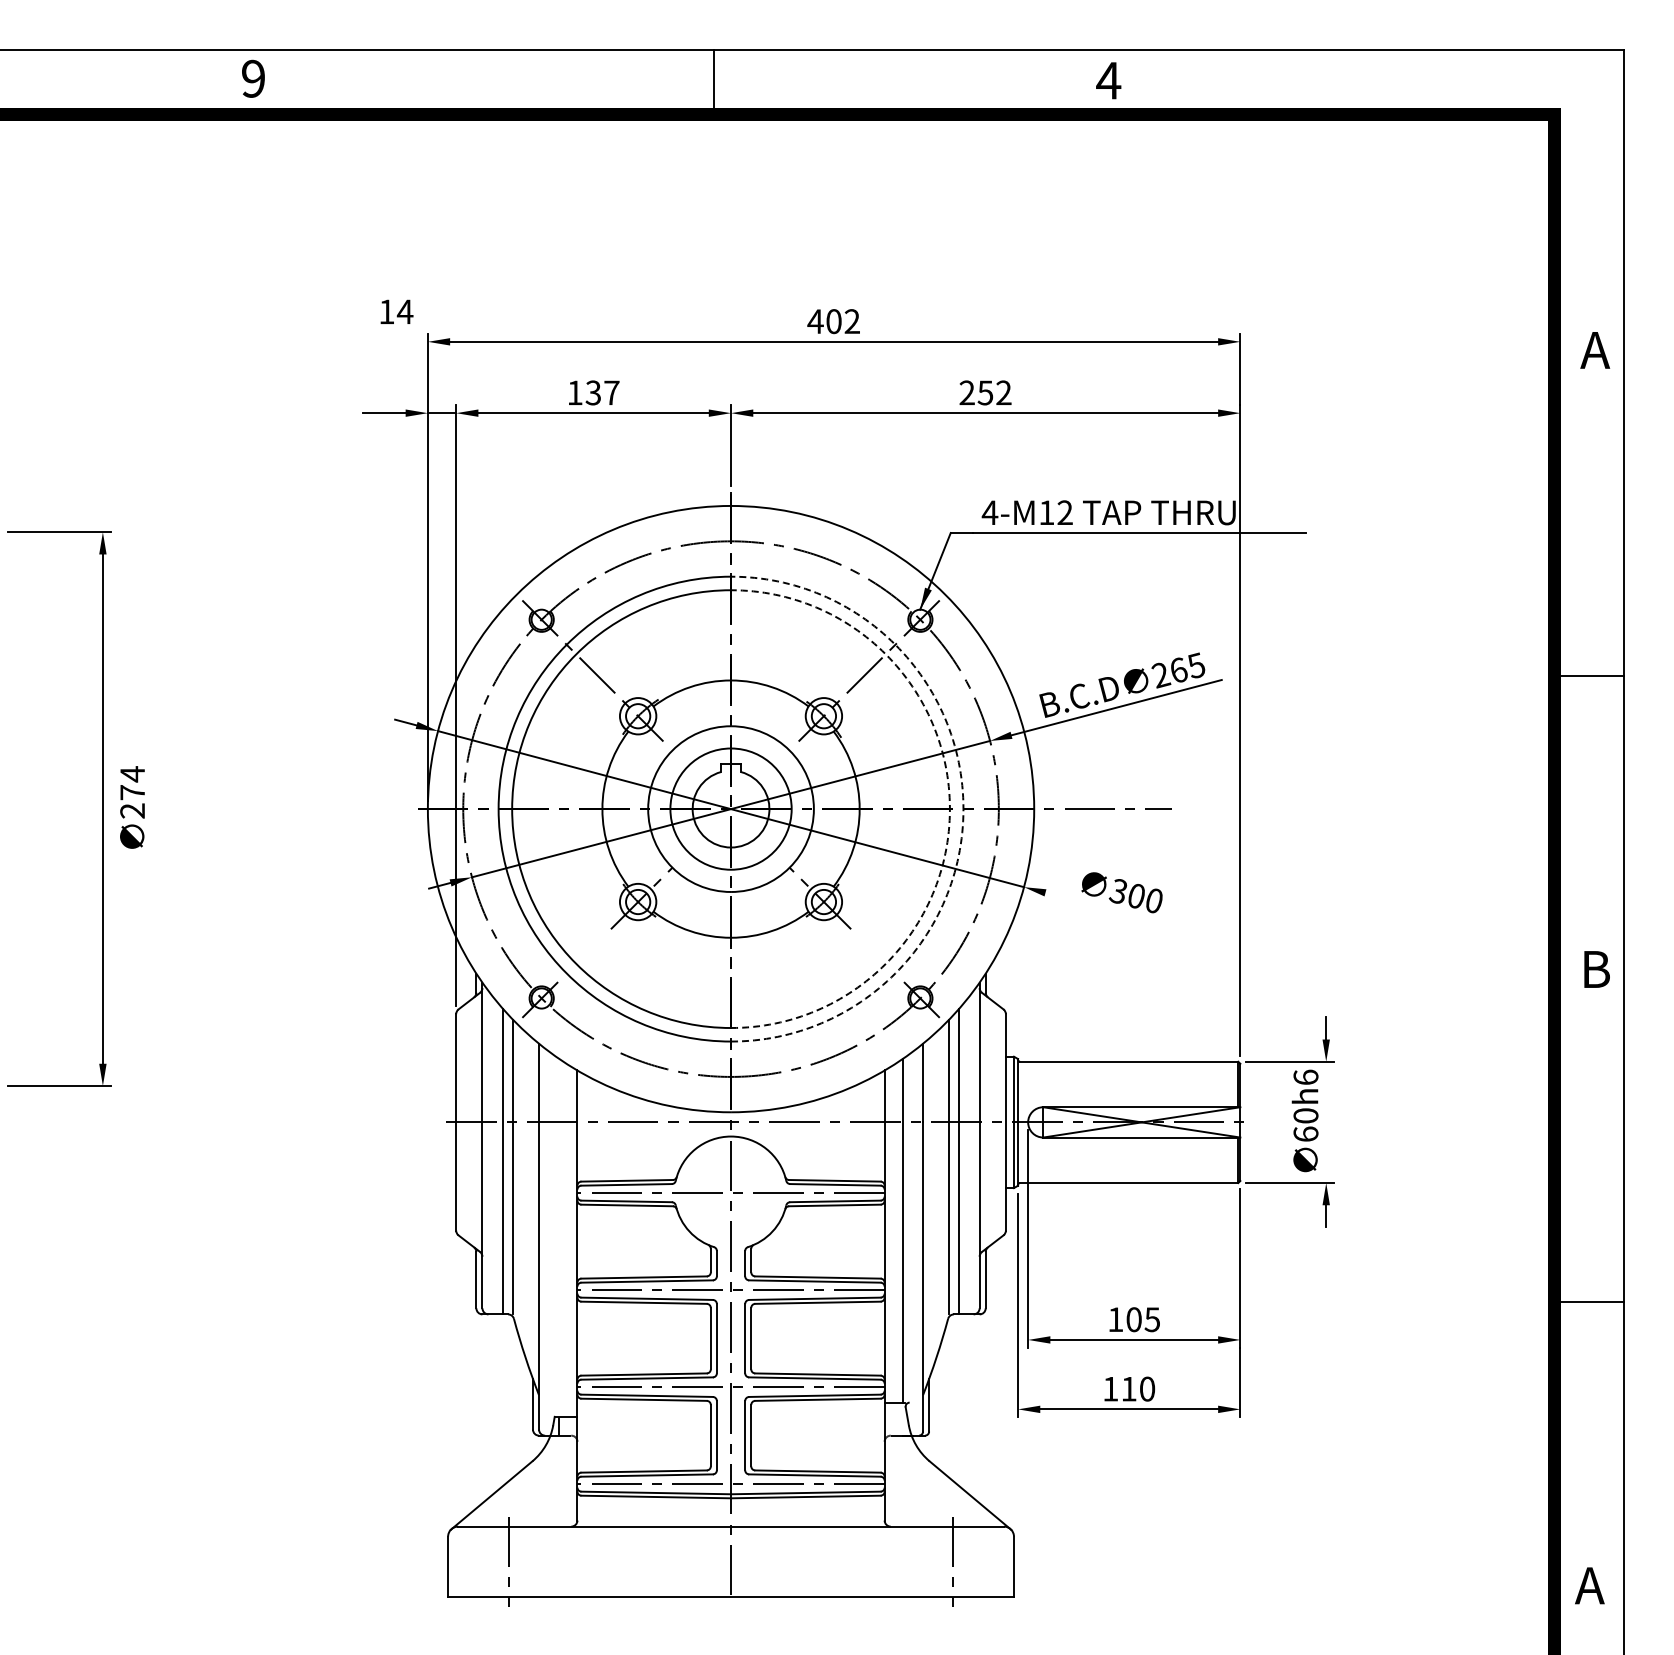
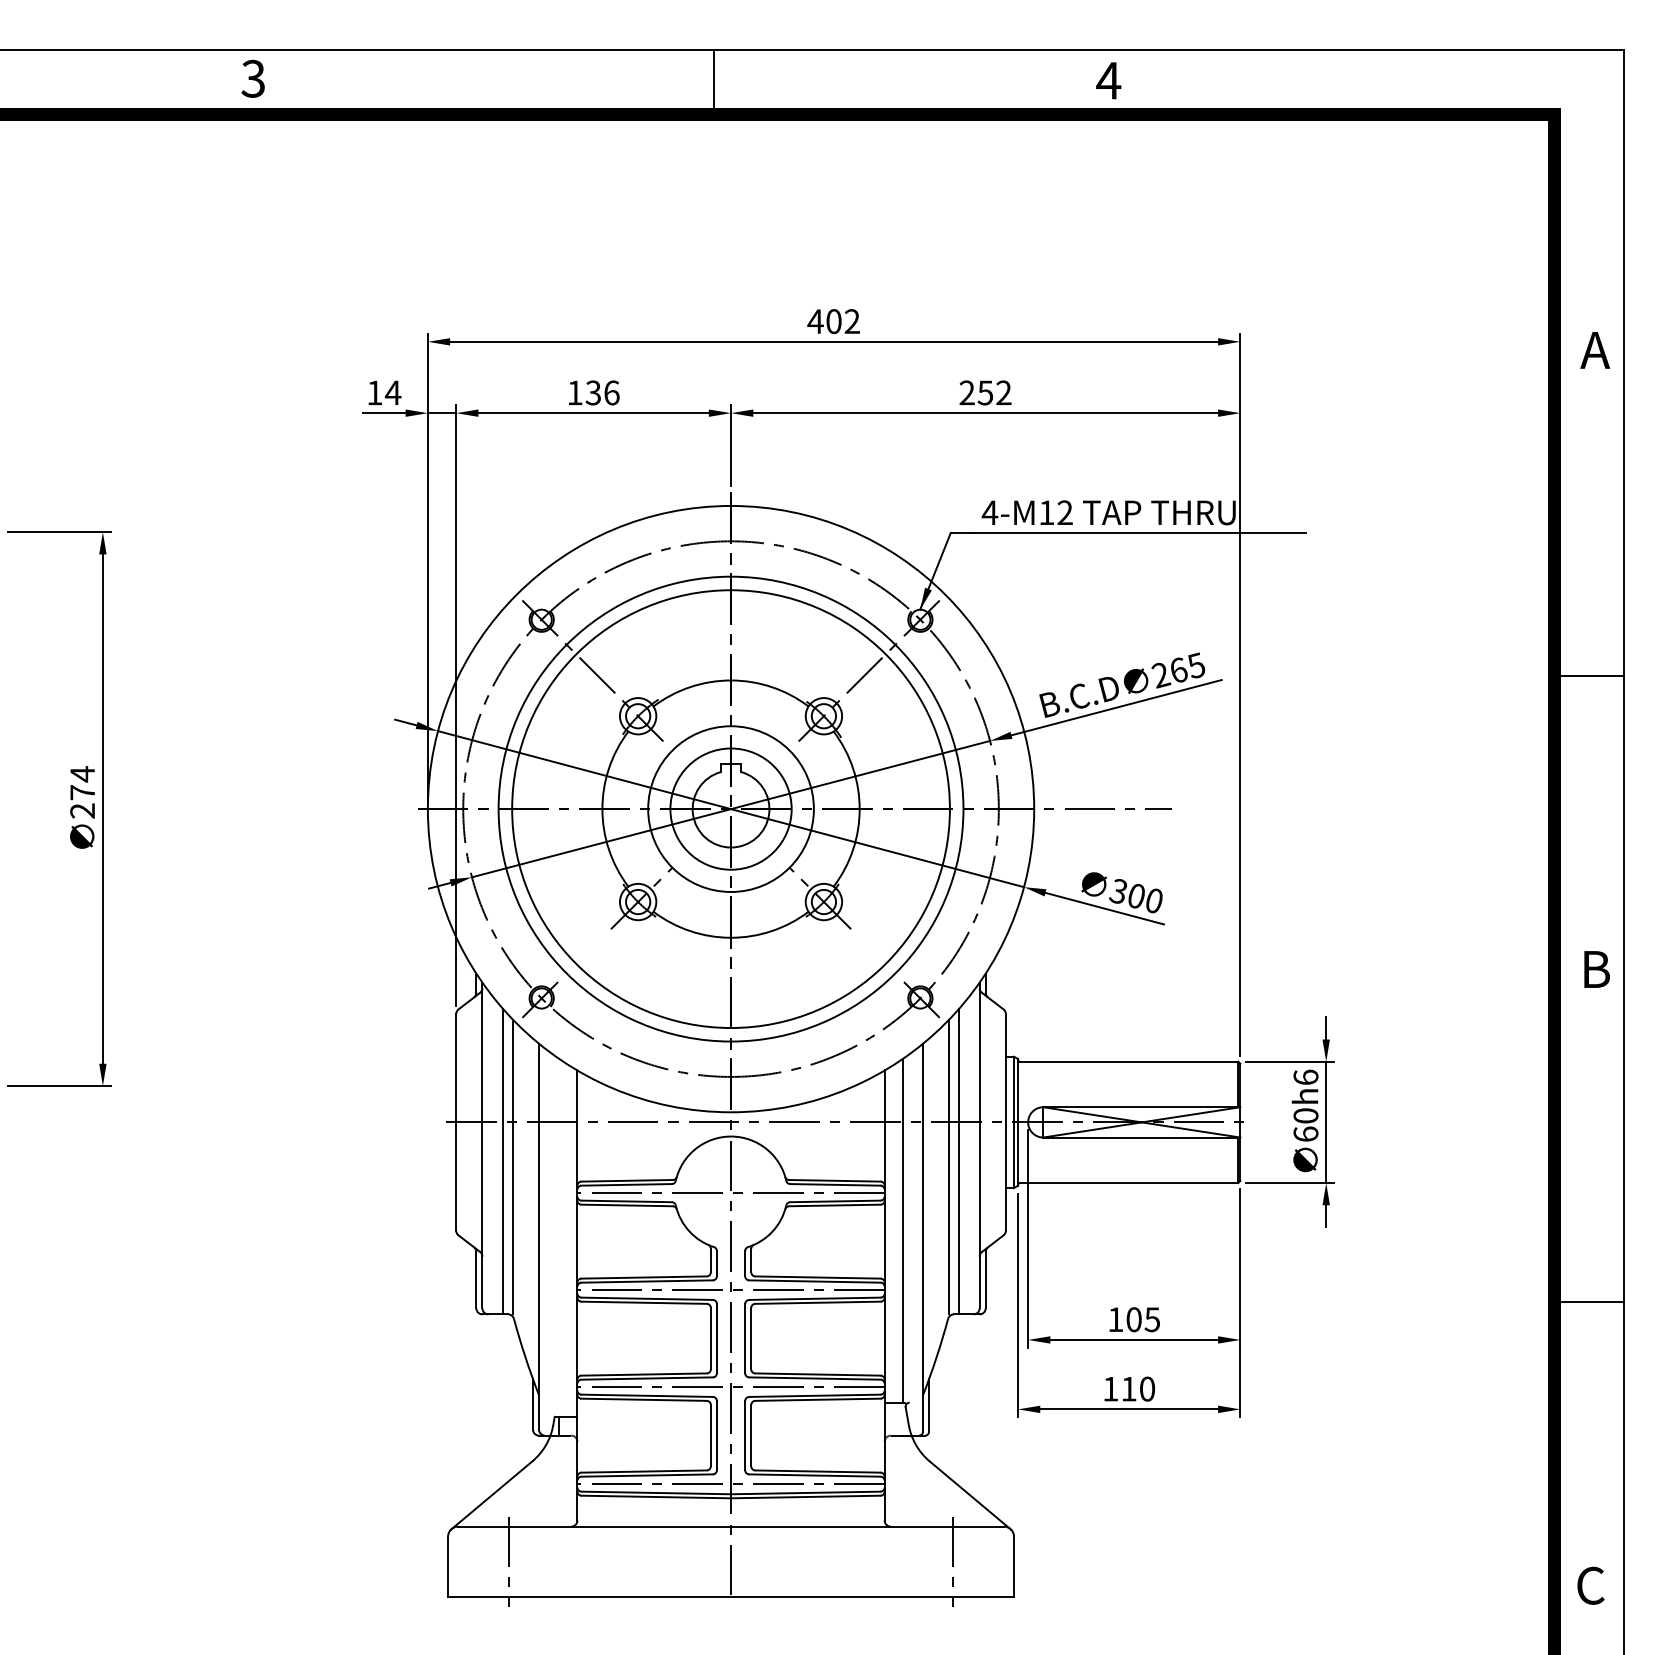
text: 9 -> 3 (252, 78)
text position: (396, 311) -> (384, 392) (384, 392)
text: 137 -> 136 (611, 392)
text position: (132, 807) -> (82, 807) (82, 807)
arc: dashed -> solid (949, 809)
arc: dashed -> solid (963, 809)
line: none -> present (1104, 908)
line: none -> present (1326, 1122)
text: A -> C (1589, 1585)
